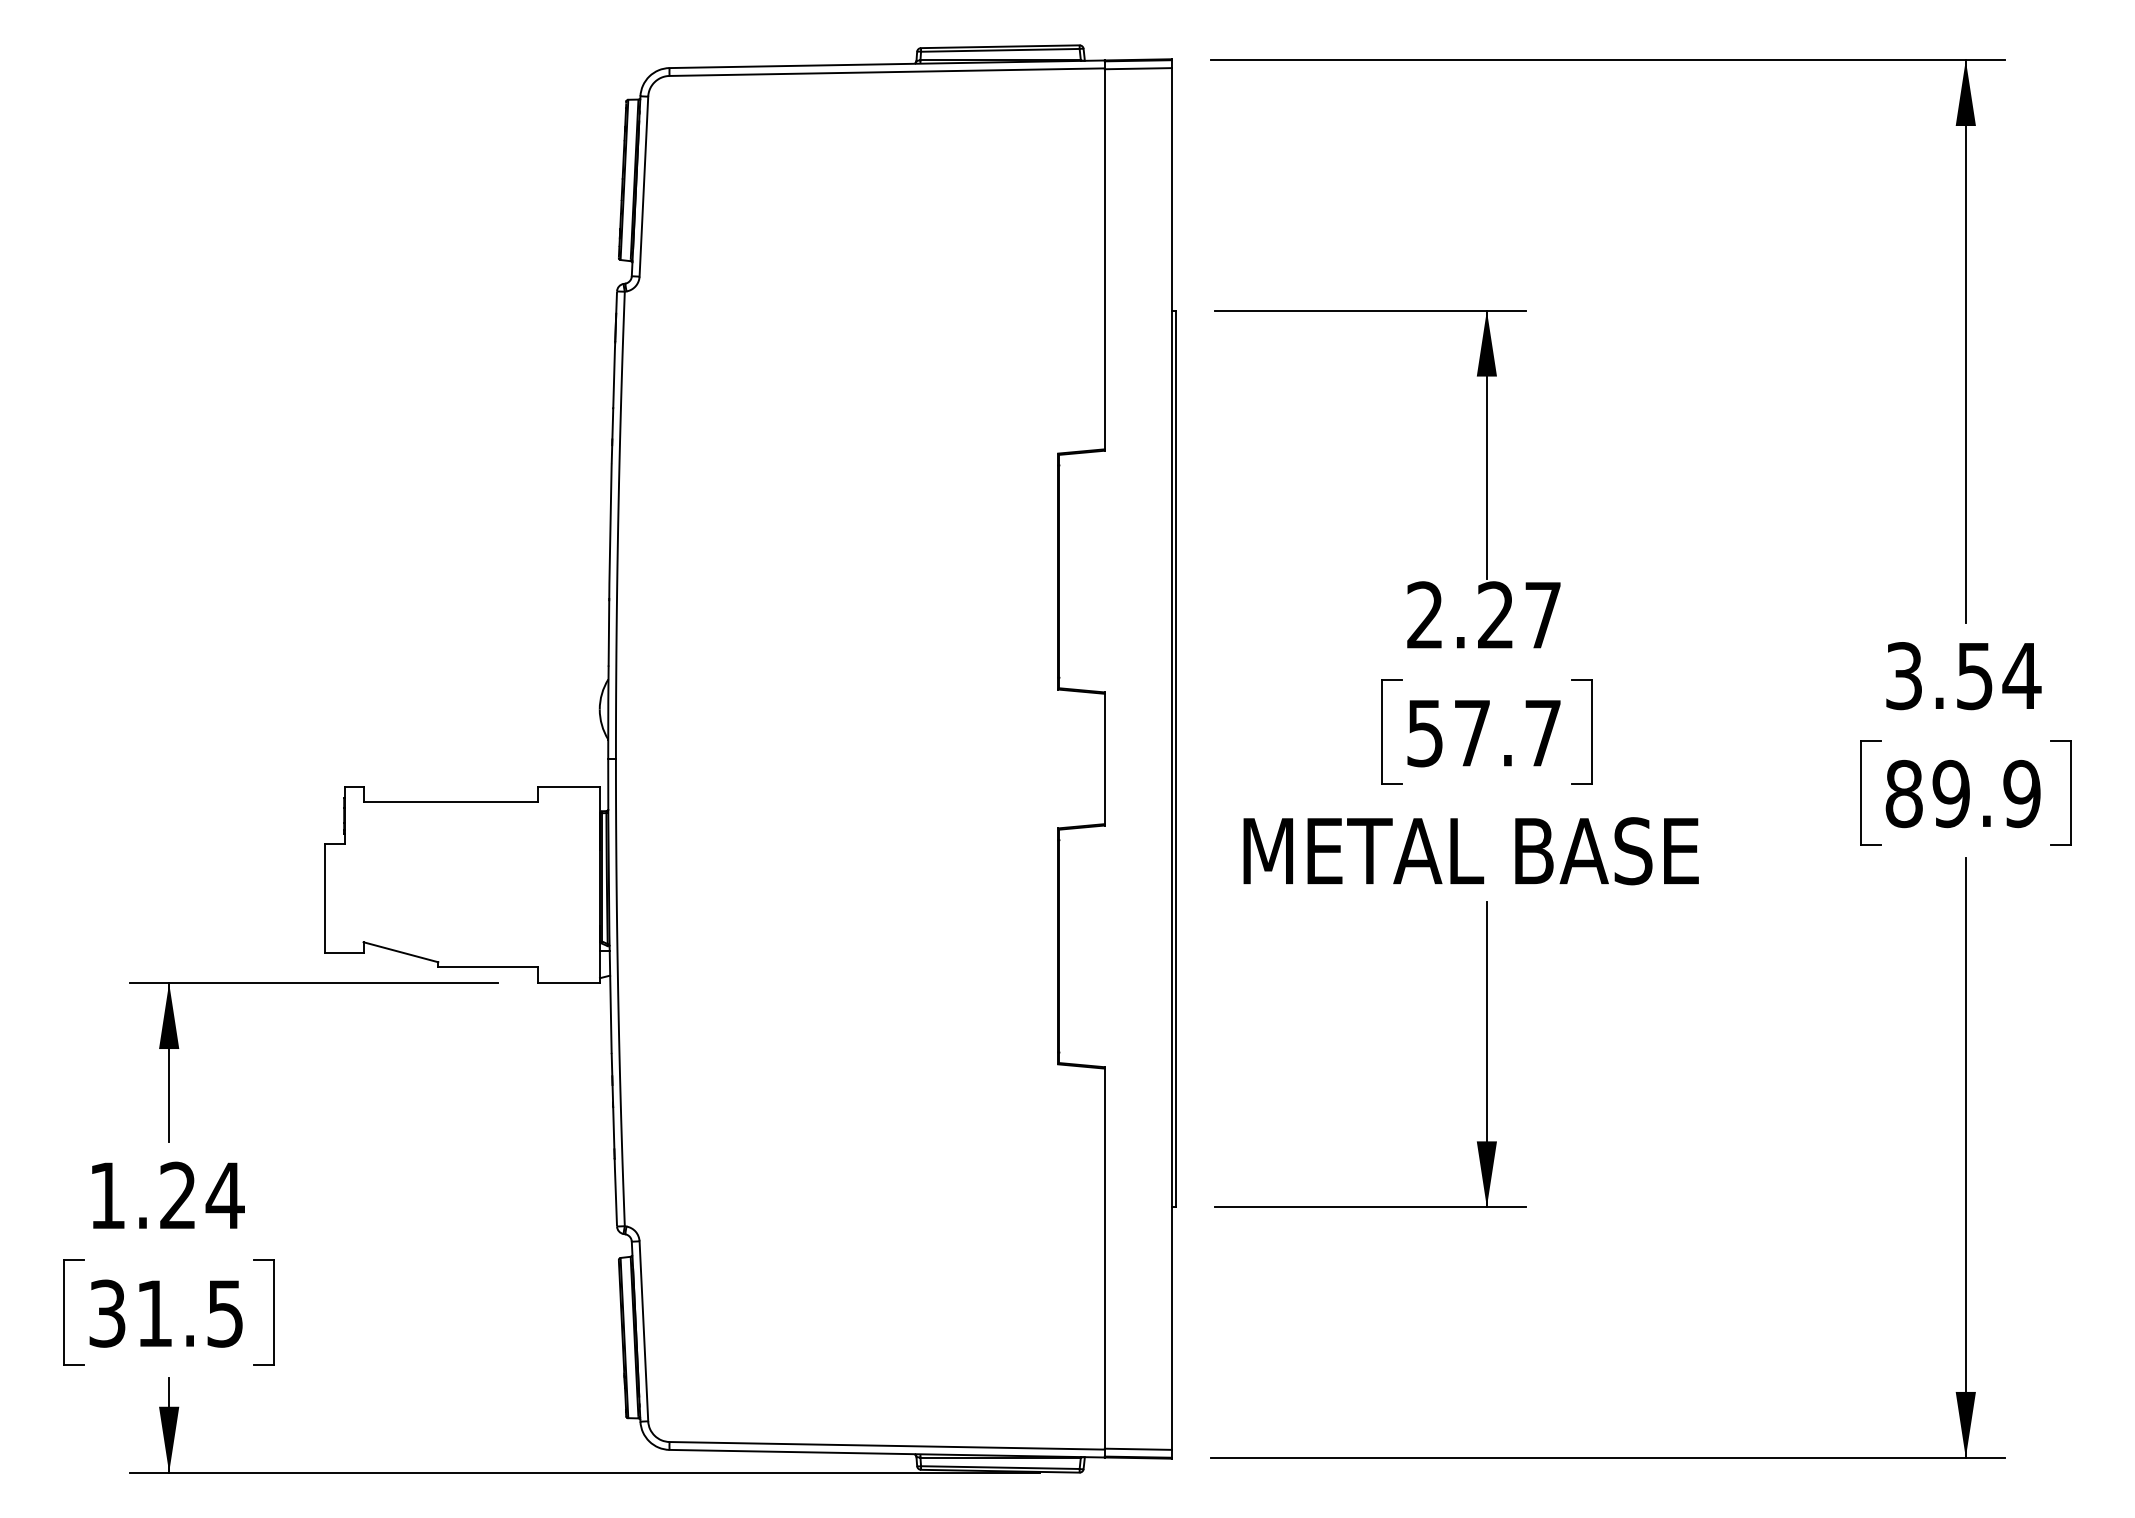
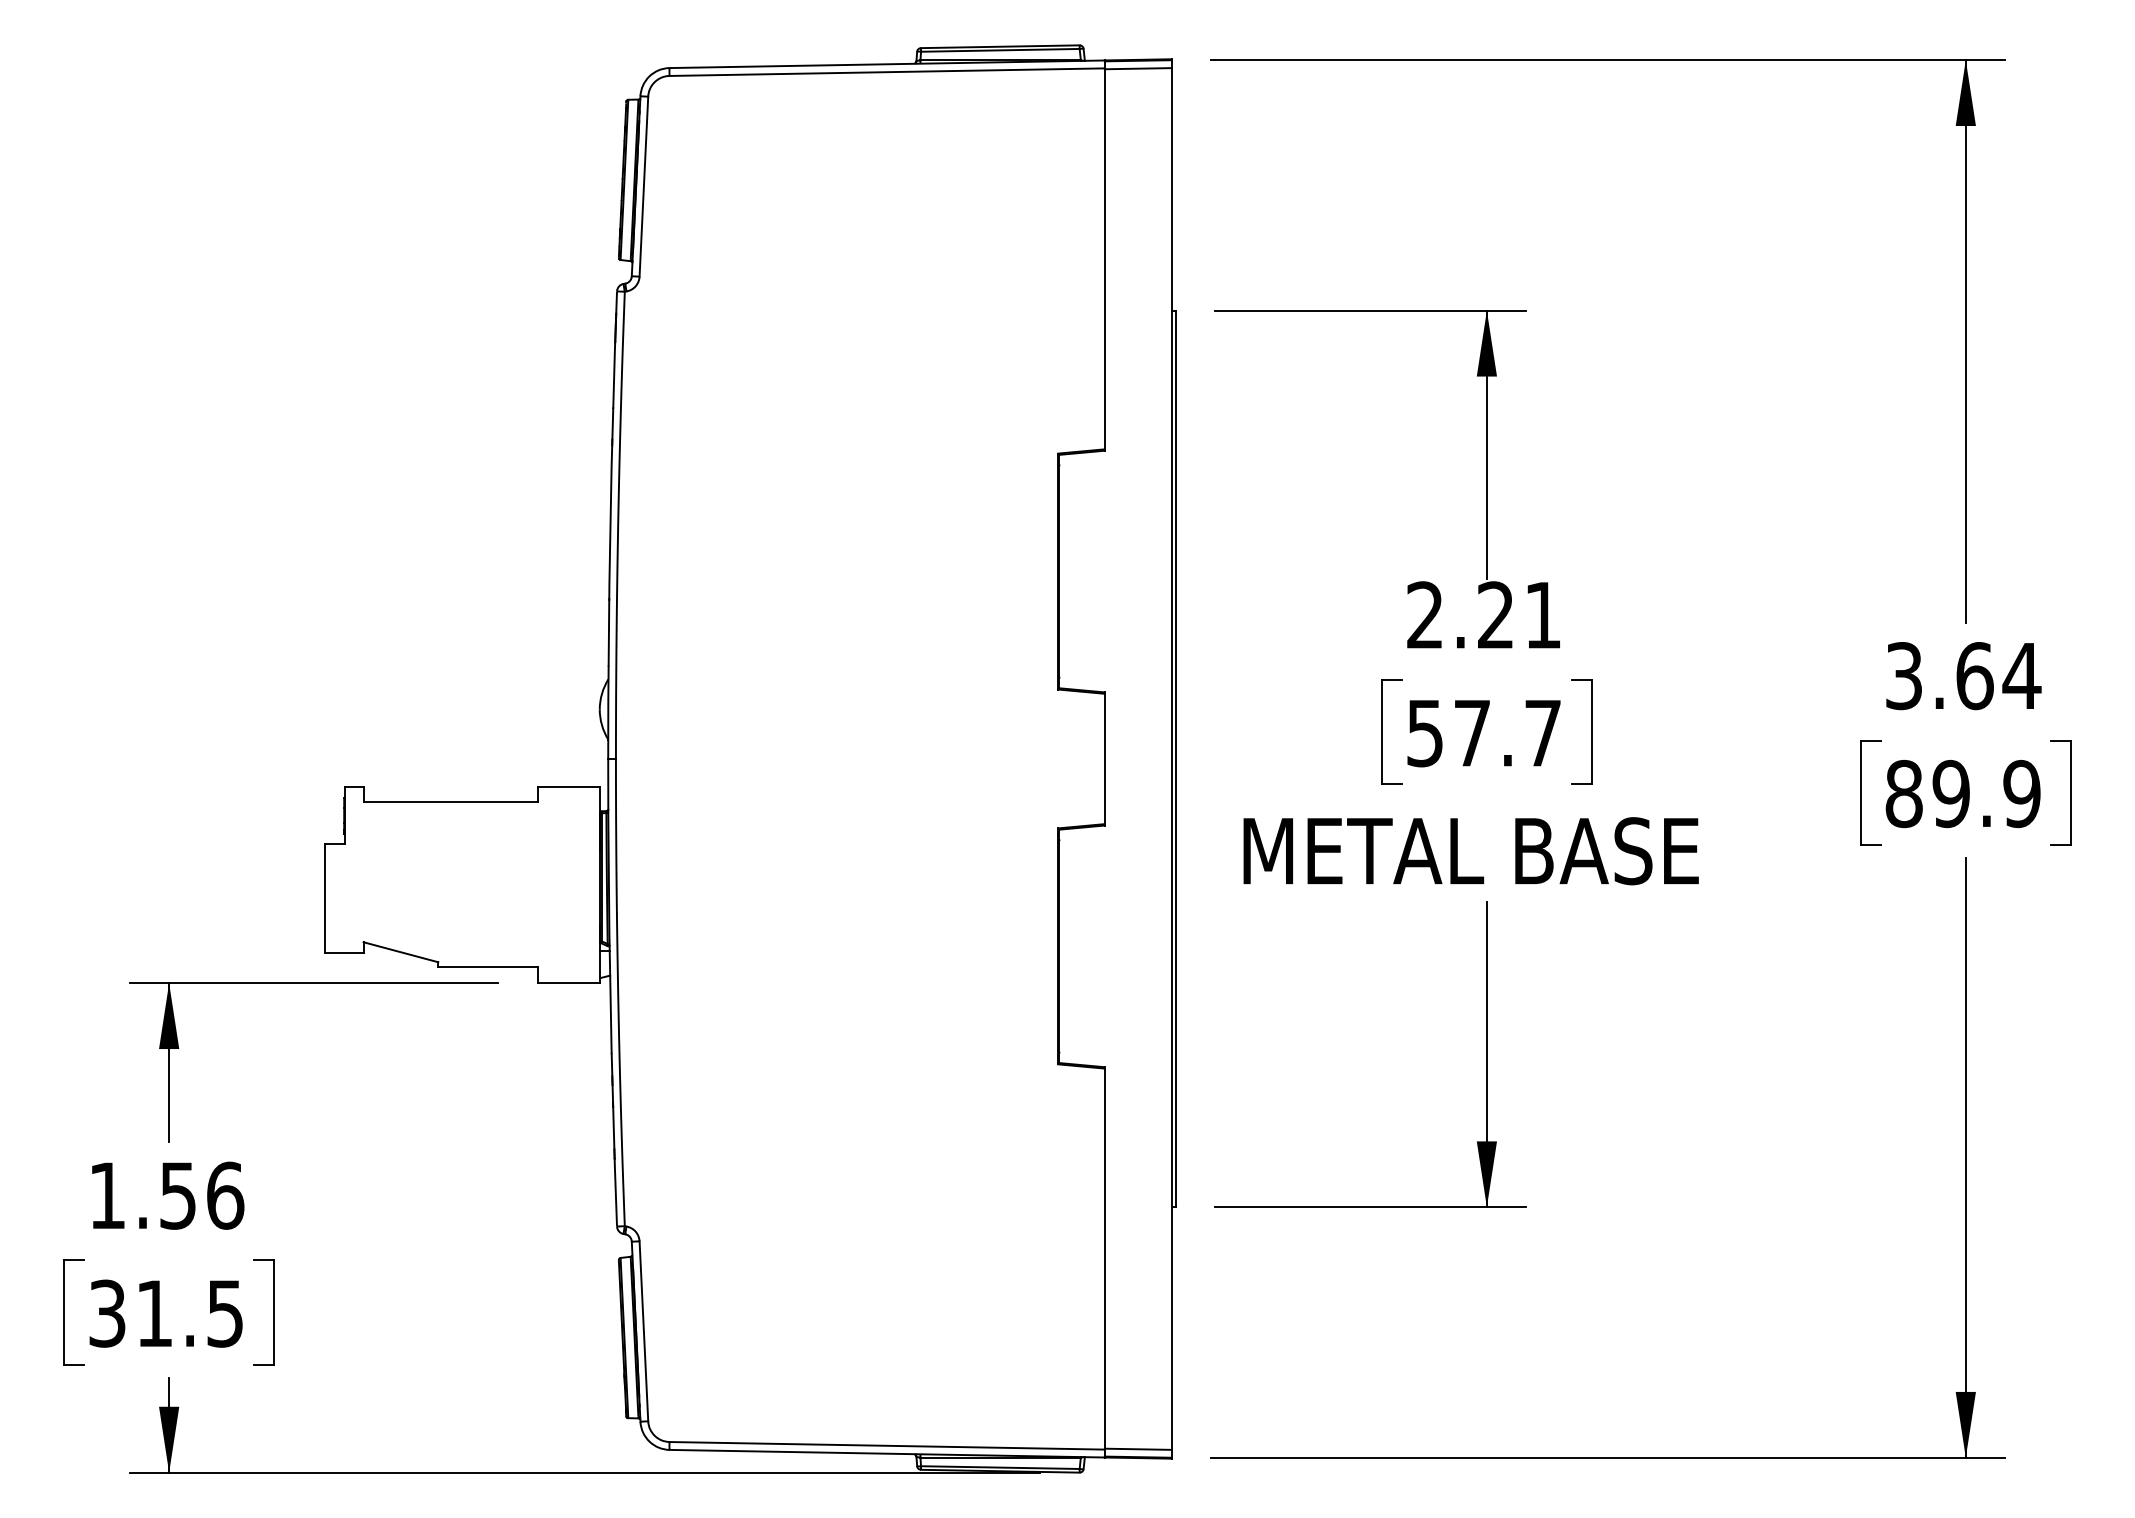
text: 2.27 -> 2.21 (1542, 615)
text: 3.54 -> 3.64 (1974, 676)
text: 1.24 -> 1.56 (202, 1195)
